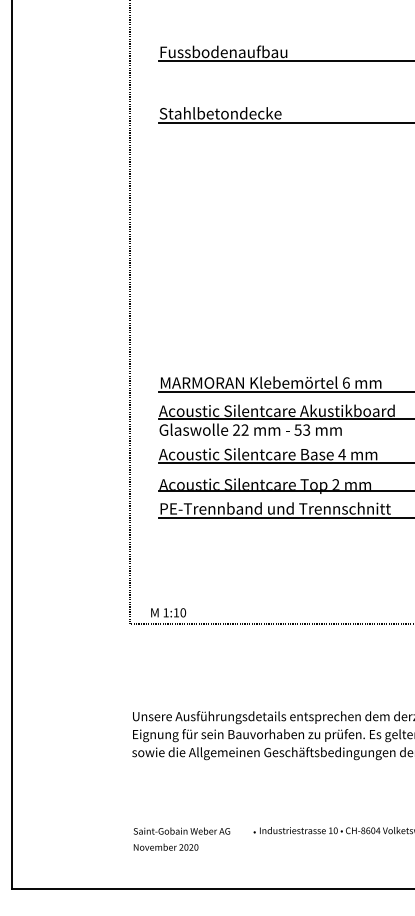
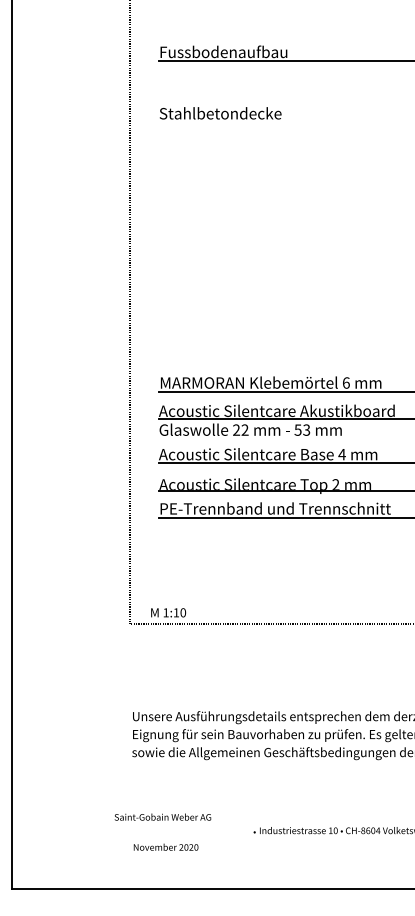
line: present -> none (284, 122)
text position: (181, 830) -> (162, 816) (162, 816)
